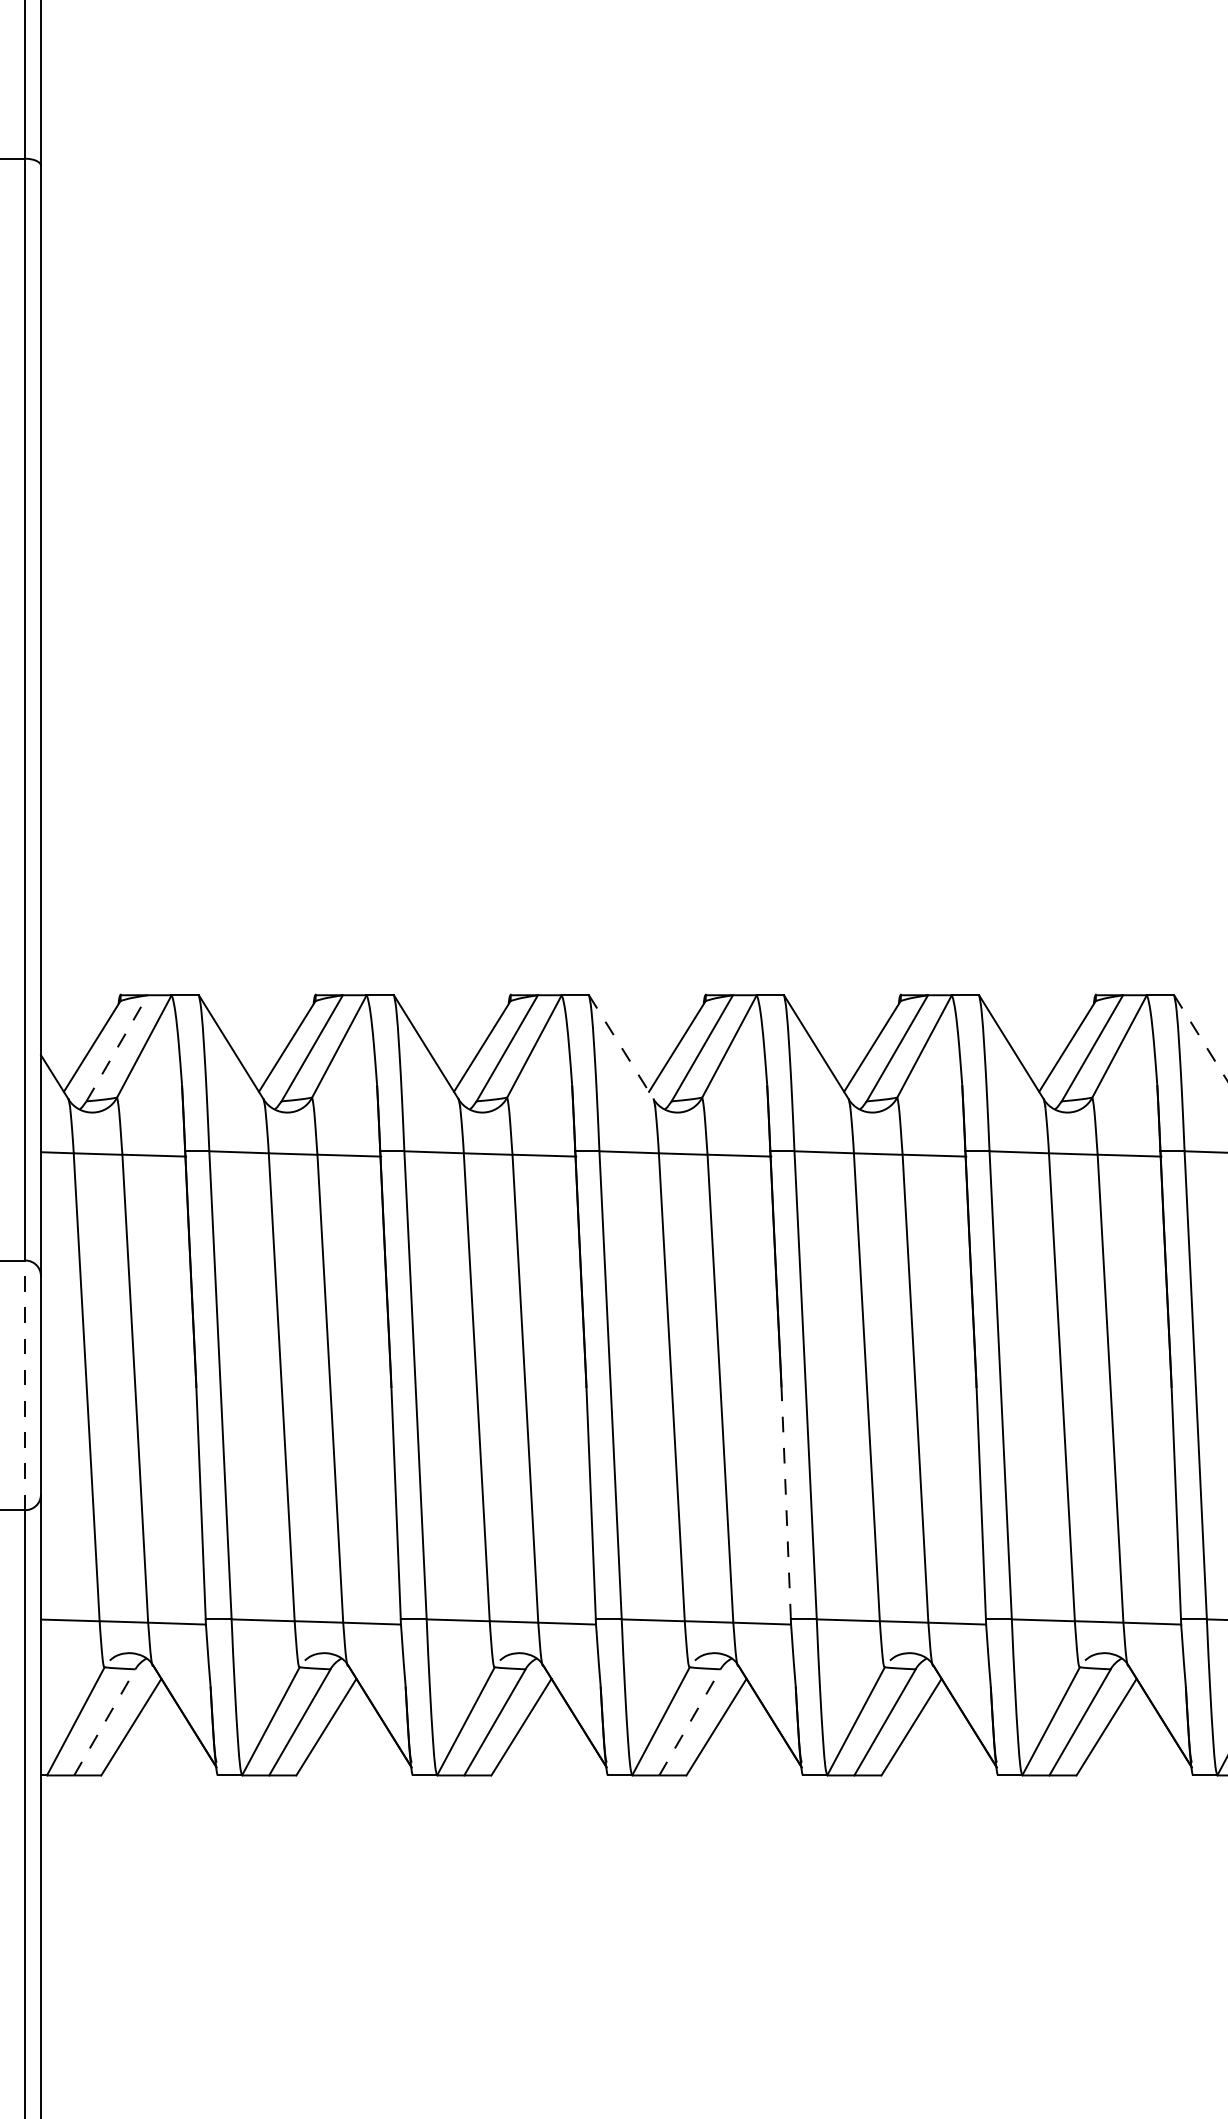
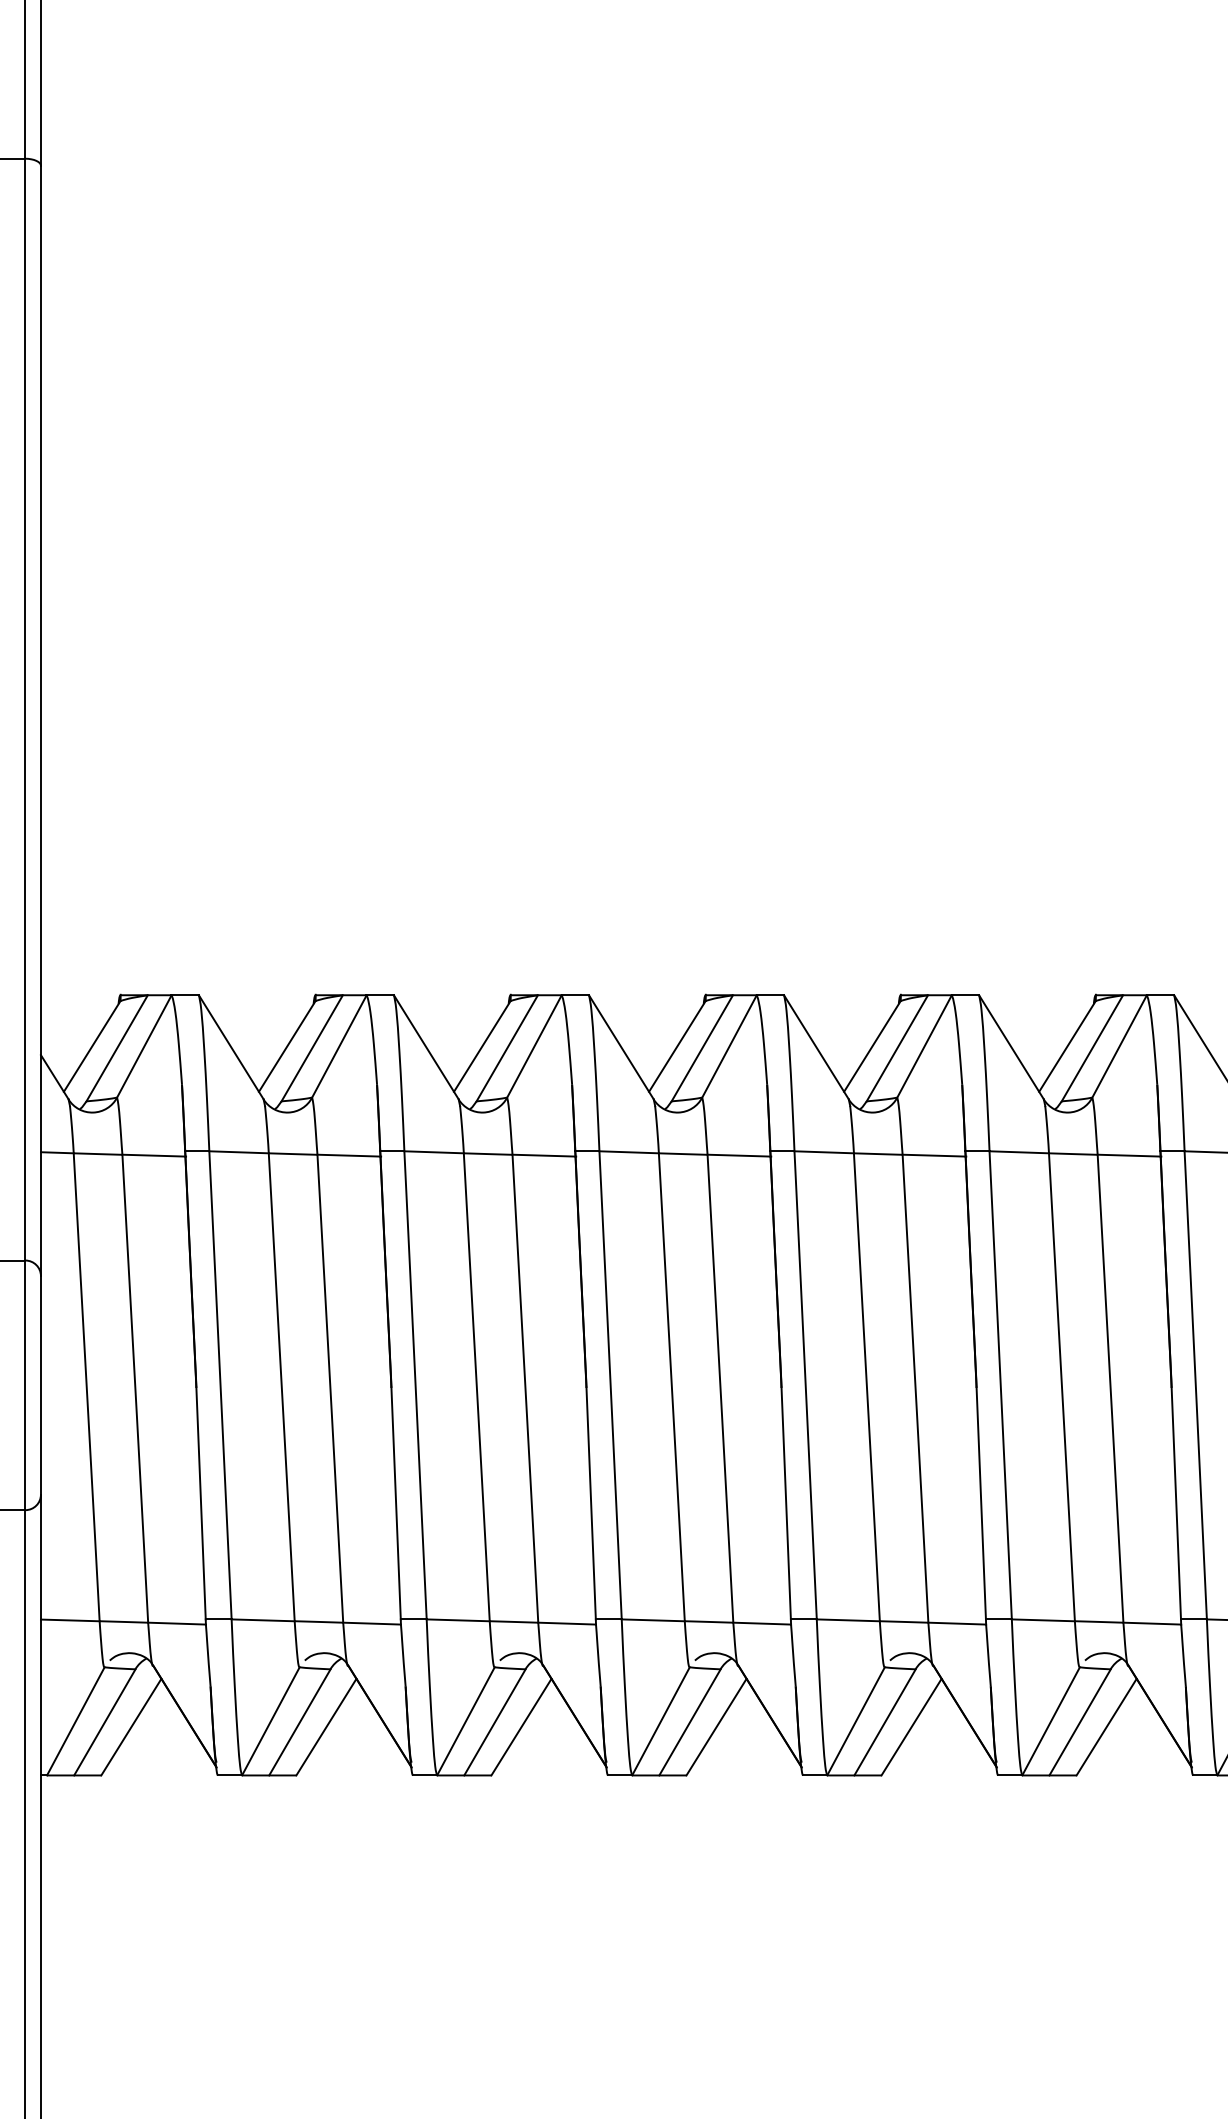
line: dashed -> solid (1200, 1038)
line: dashed -> solid (117, 1047)
line: dashed -> solid (621, 1047)
line: dashed -> solid (25, 1385)
line: dashed -> solid (786, 1503)
line: dashed -> solid (105, 1721)
line: dashed -> solid (690, 1721)
